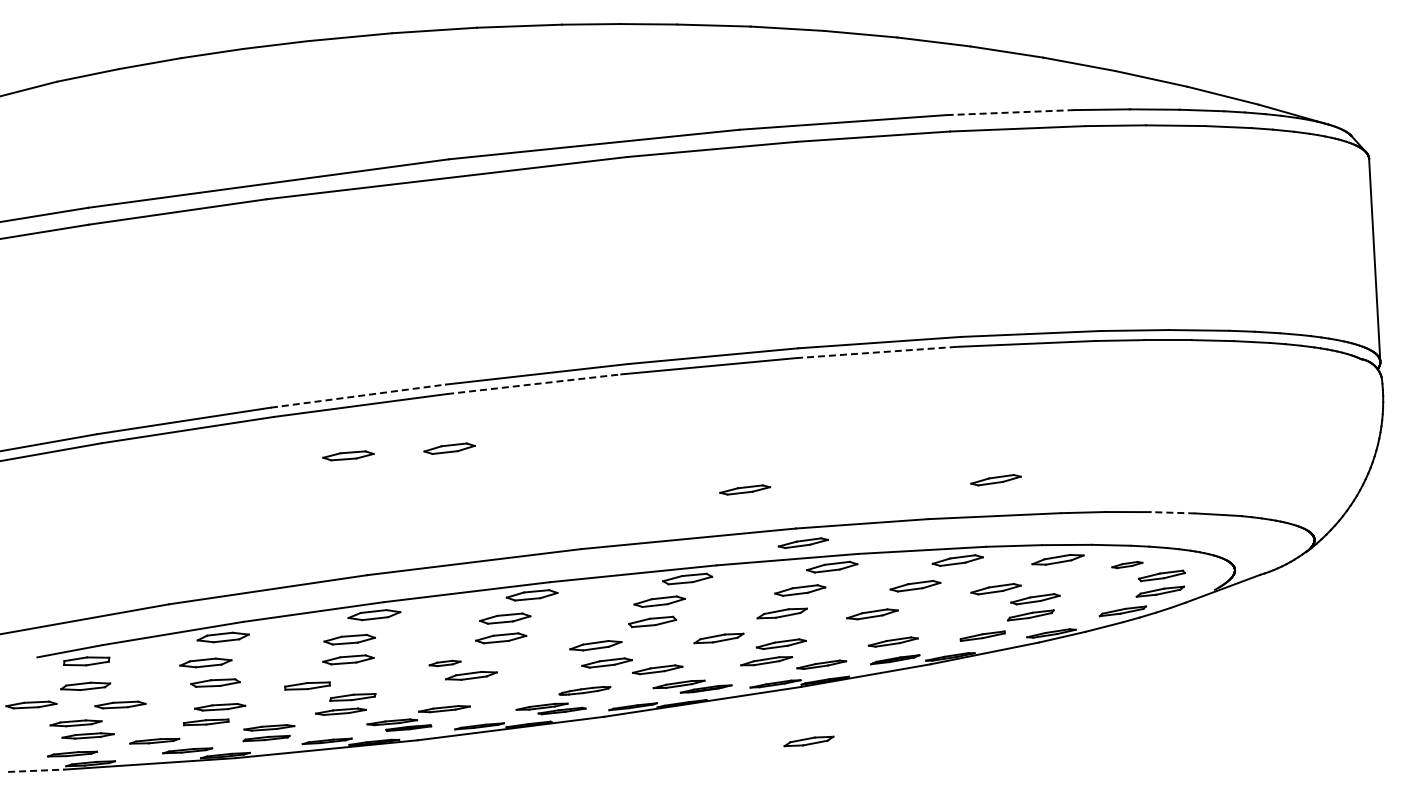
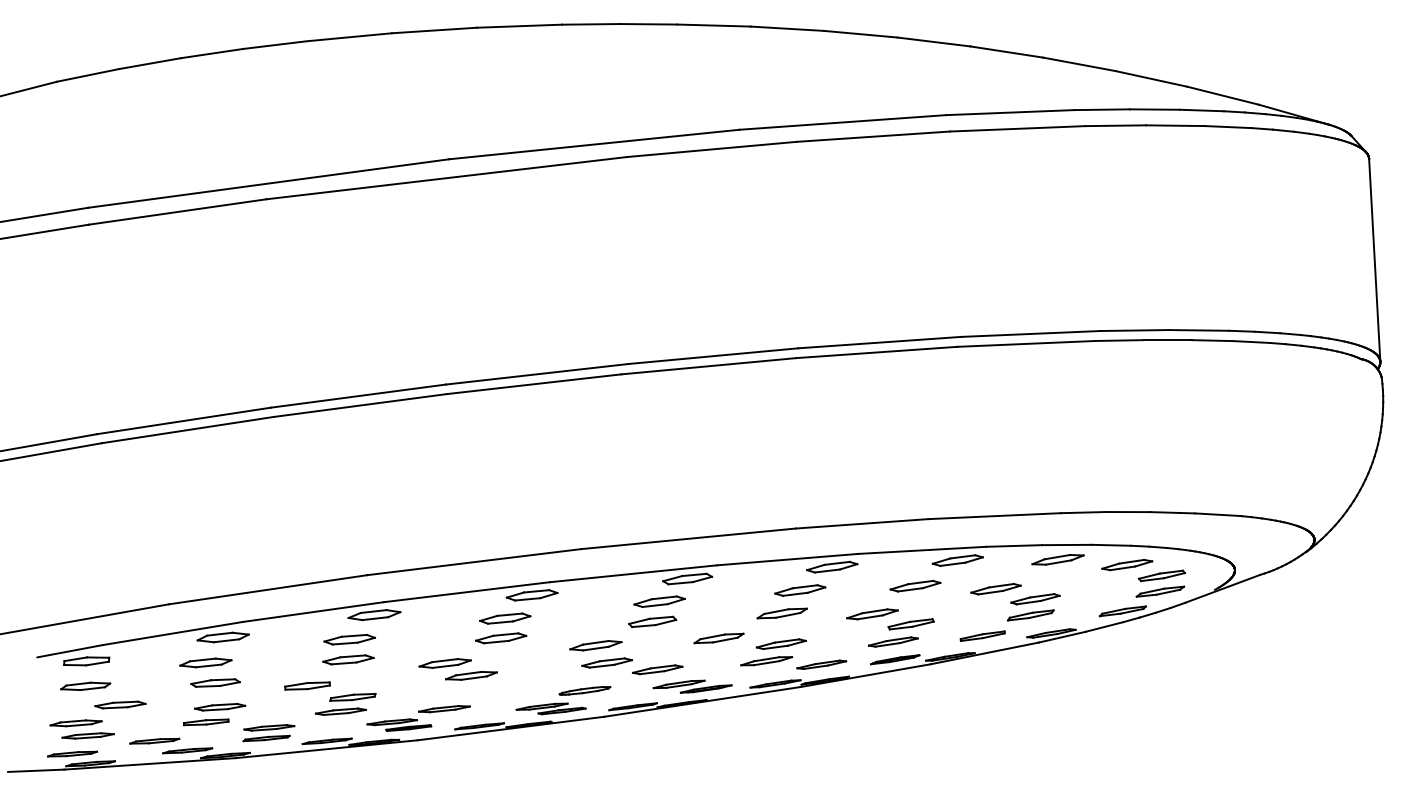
line: dashed -> solid (1009, 112)
line: dashed -> solid (876, 352)
line: dashed -> solid (534, 384)
line: dashed -> solid (358, 396)
part: present -> none (449, 448)
part: present -> none (348, 455)
part: present -> none (995, 480)
part: present -> none (744, 489)
line: dashed -> solid (1172, 512)
part: present -> none (802, 542)
part size: 33x9 px -> 53x14 px (1127, 564)
part: none -> present (910, 624)
part size: 34x9 px -> 54x11 px (444, 663)
part: present -> none (31, 704)
part: present -> none (808, 741)
line: dashed -> solid (36, 770)
